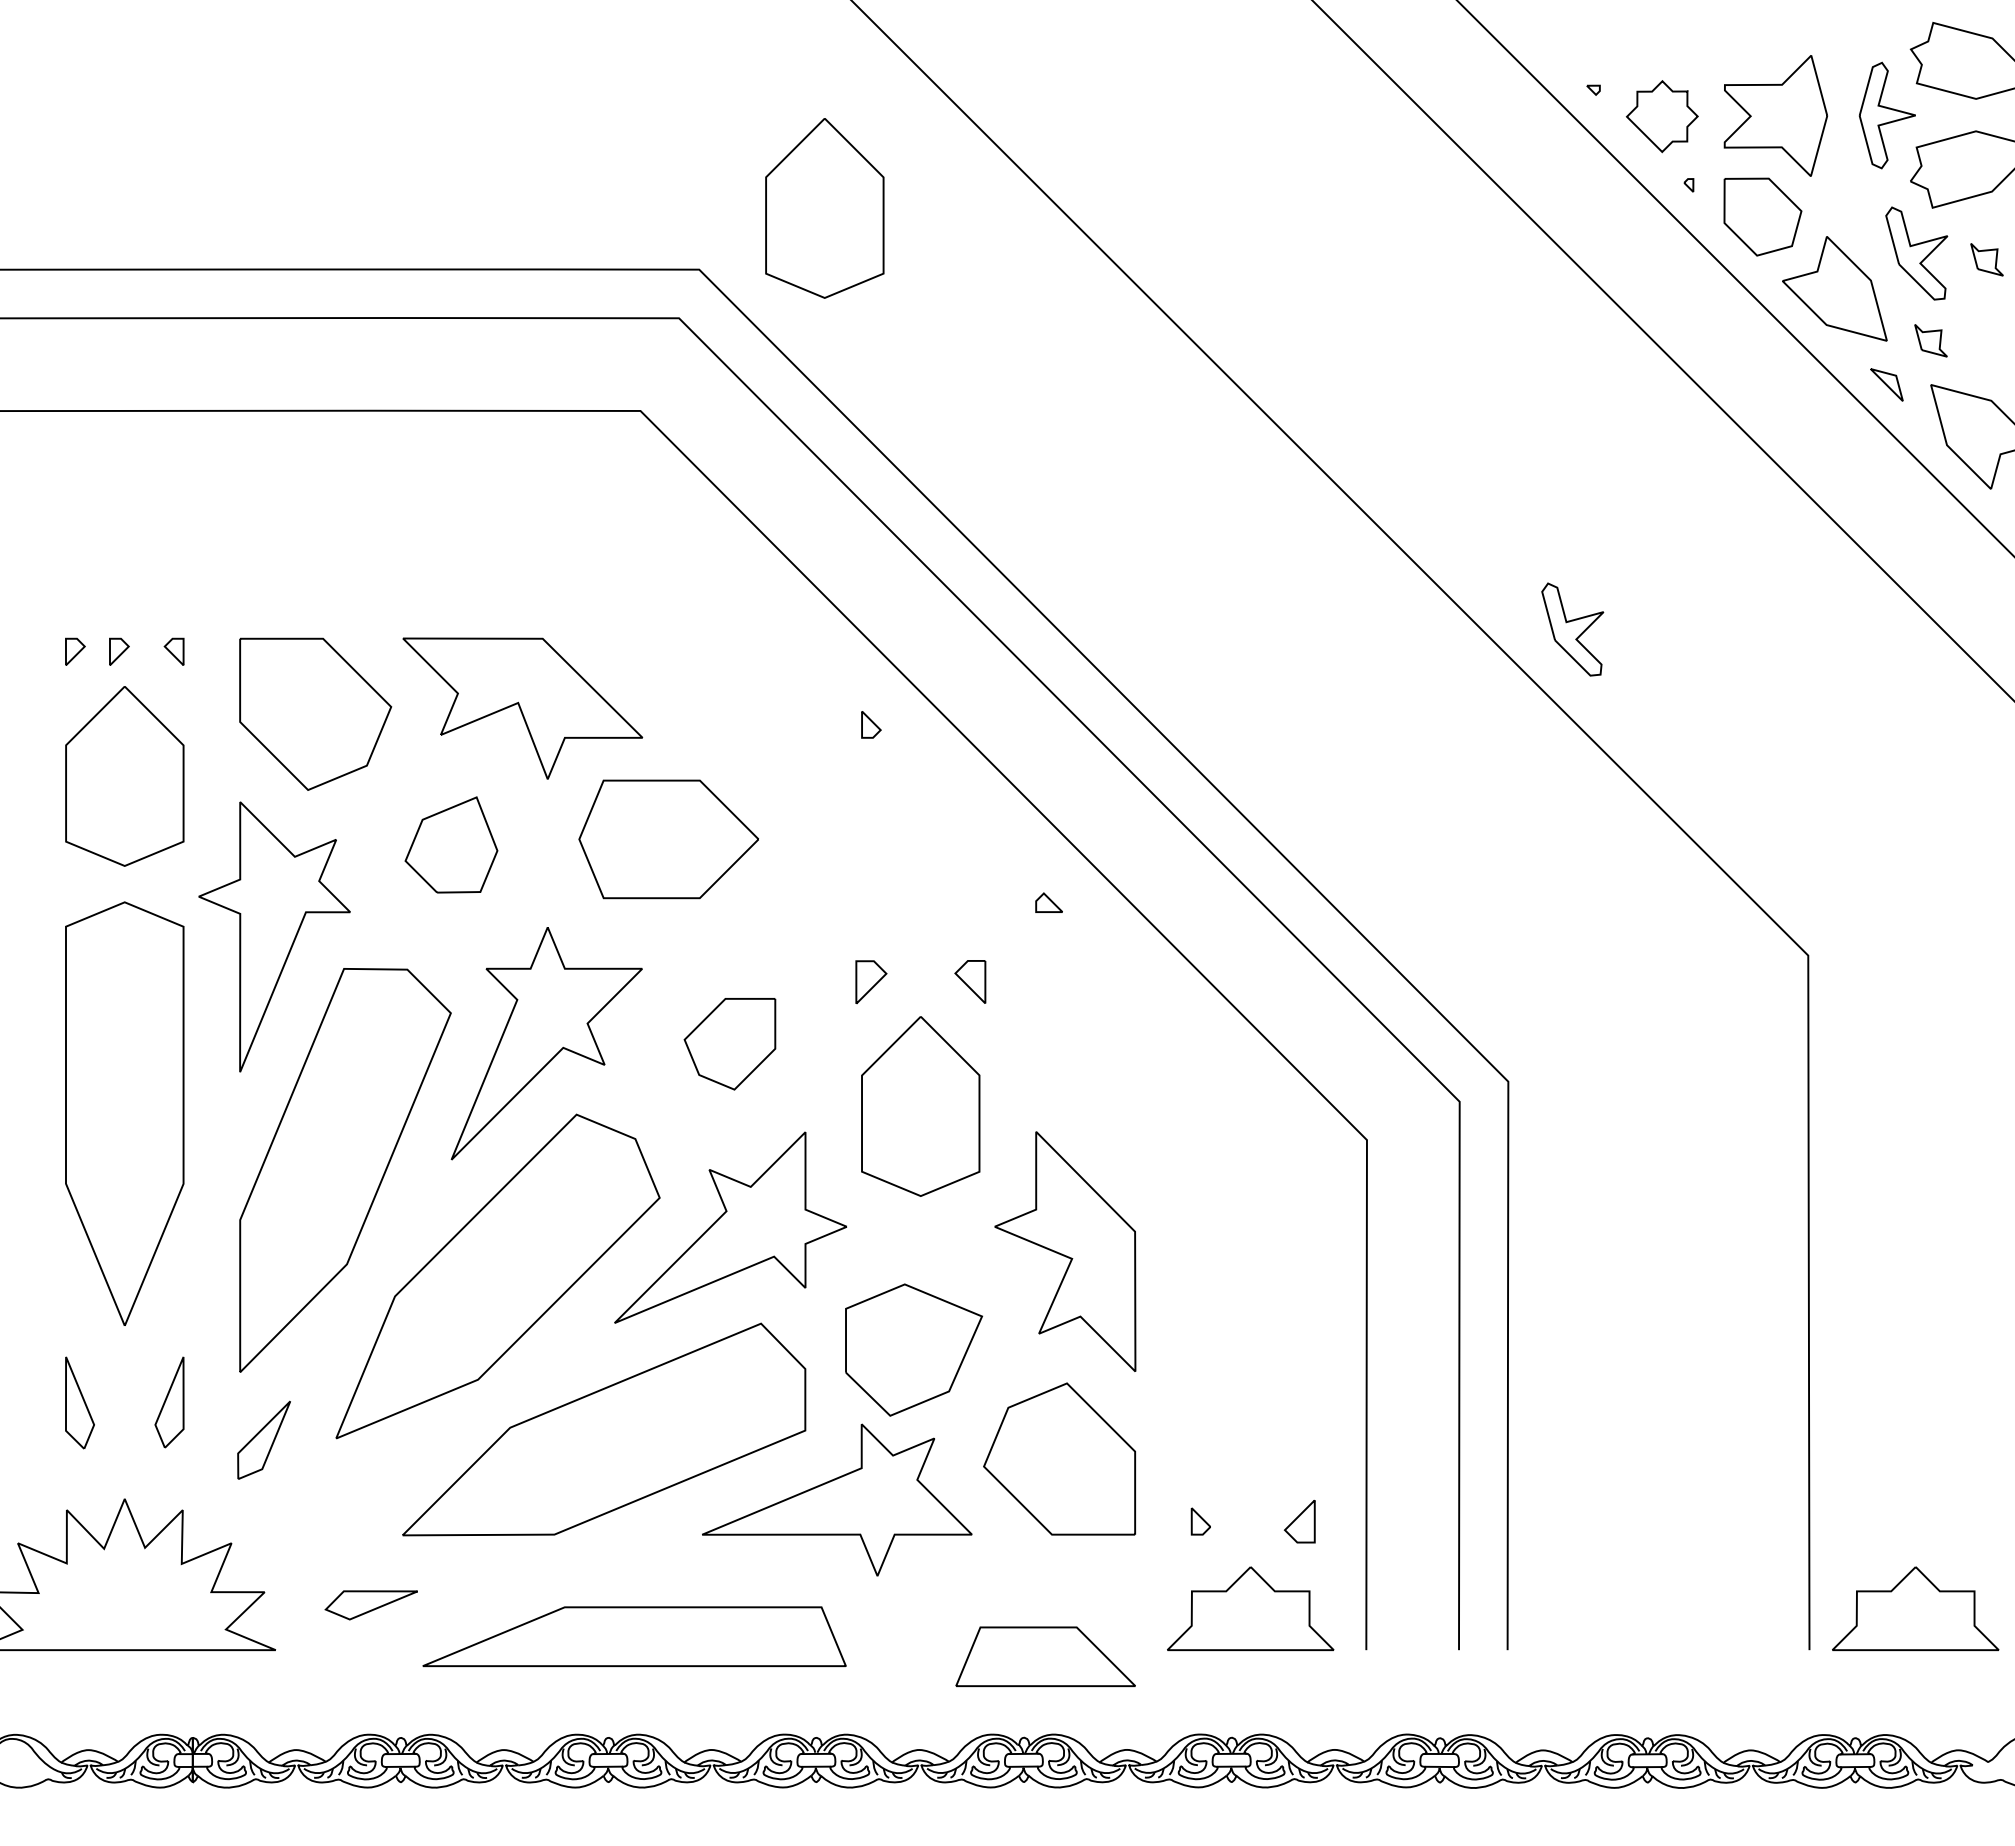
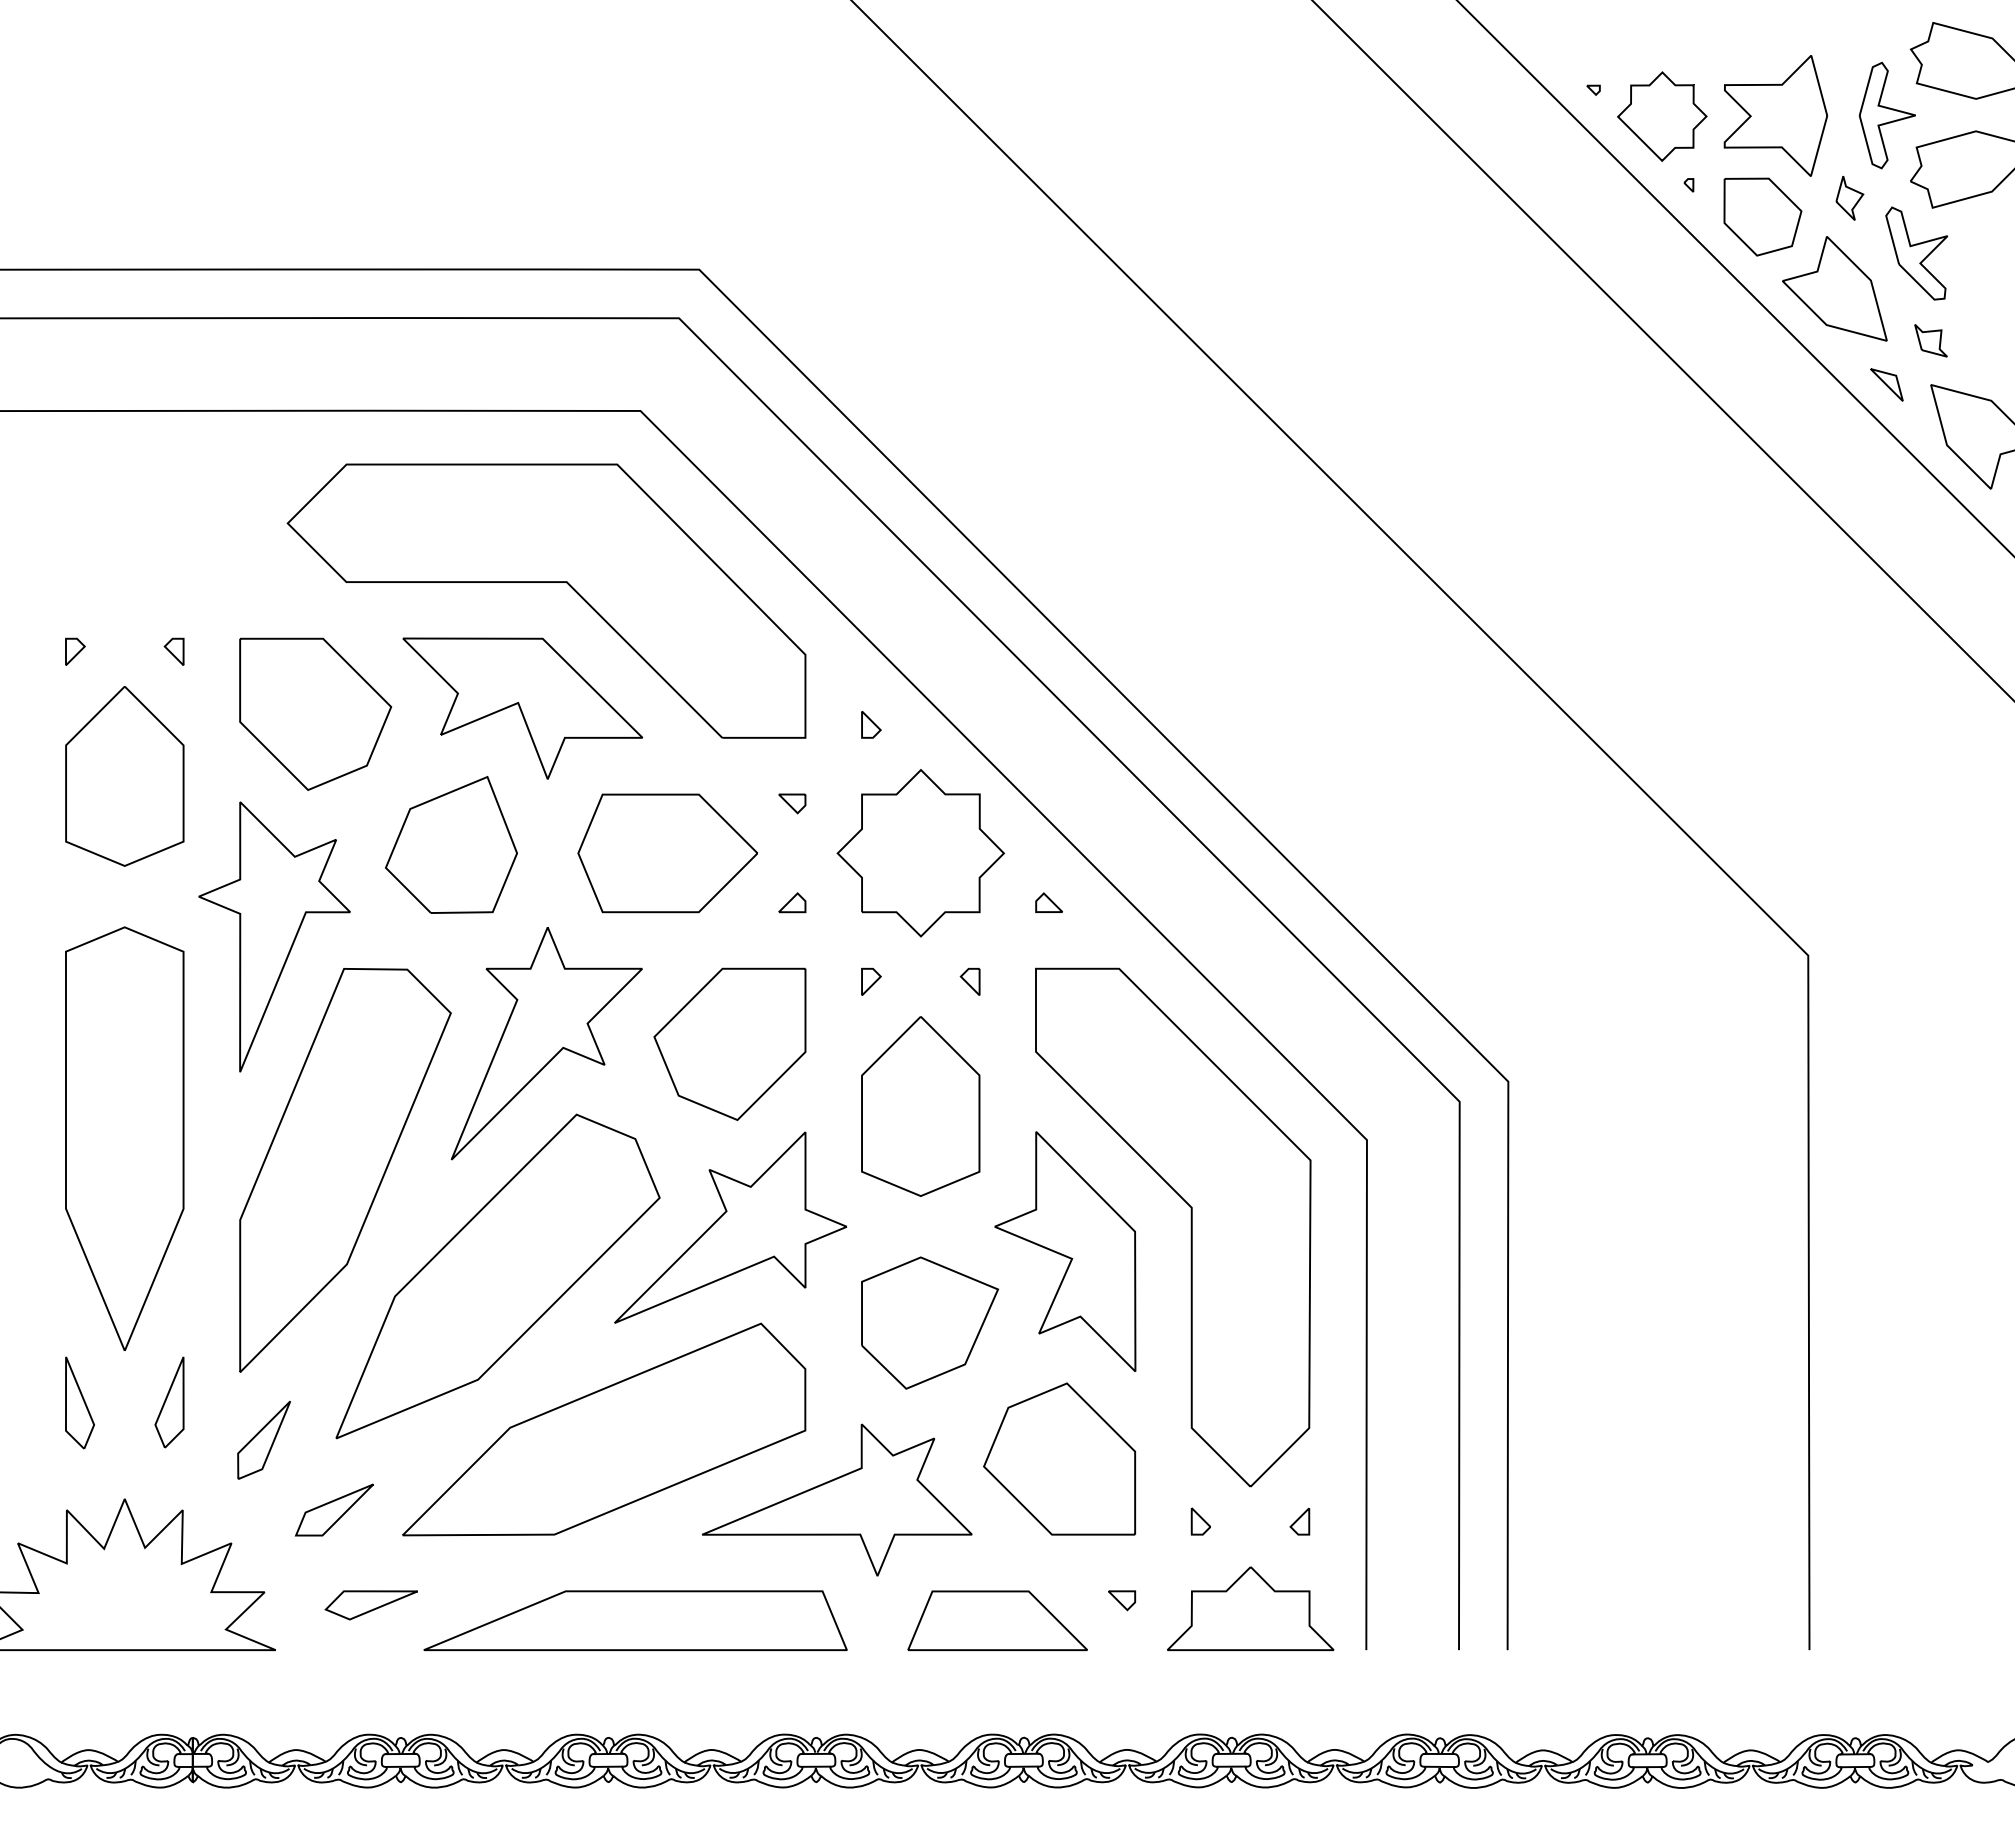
part size: 73x74 px -> 91x91 px (1662, 116)
part: none -> present (1849, 198)
part: present -> none (824, 208)
part: present -> none (1986, 259)
part: none -> present (546, 582)
part: present -> none (1572, 629)
part: present -> none (119, 651)
part: none -> present (792, 803)
part position: (668, 839) -> (667, 853) (667, 853)
part size: 95x98 px -> 133x138 px (451, 844)
part: none -> present (920, 853)
part: none -> present (792, 902)
part size: 33x44 px -> 22x28 px (969, 981)
part size: 33x45 px -> 21x29 px (871, 981)
part size: 94x93 px -> 154x154 px (729, 1043)
part position: (124, 1113) -> (124, 1138) (124, 1138)
part: none -> present (1190, 1227)
part position: (914, 1349) -> (930, 1322) (930, 1322)
part: none -> present (333, 1509)
part size: 33x44 px -> 22x29 px (1299, 1521)
part: none -> present (1122, 1600)
part: present -> none (1915, 1608)
part position: (634, 1636) -> (635, 1620) (635, 1620)
part position: (1045, 1656) -> (997, 1620) (997, 1620)
